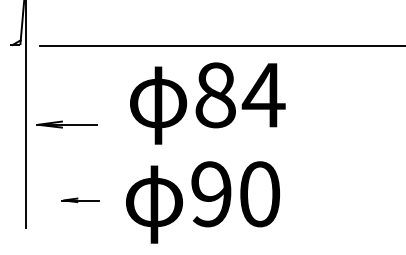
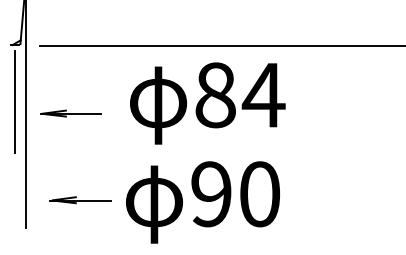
line: none -> present (14, 102)
part position: (66, 124) -> (70, 113) (70, 113)
part size: 39x6 px -> 63x9 px (80, 200)
